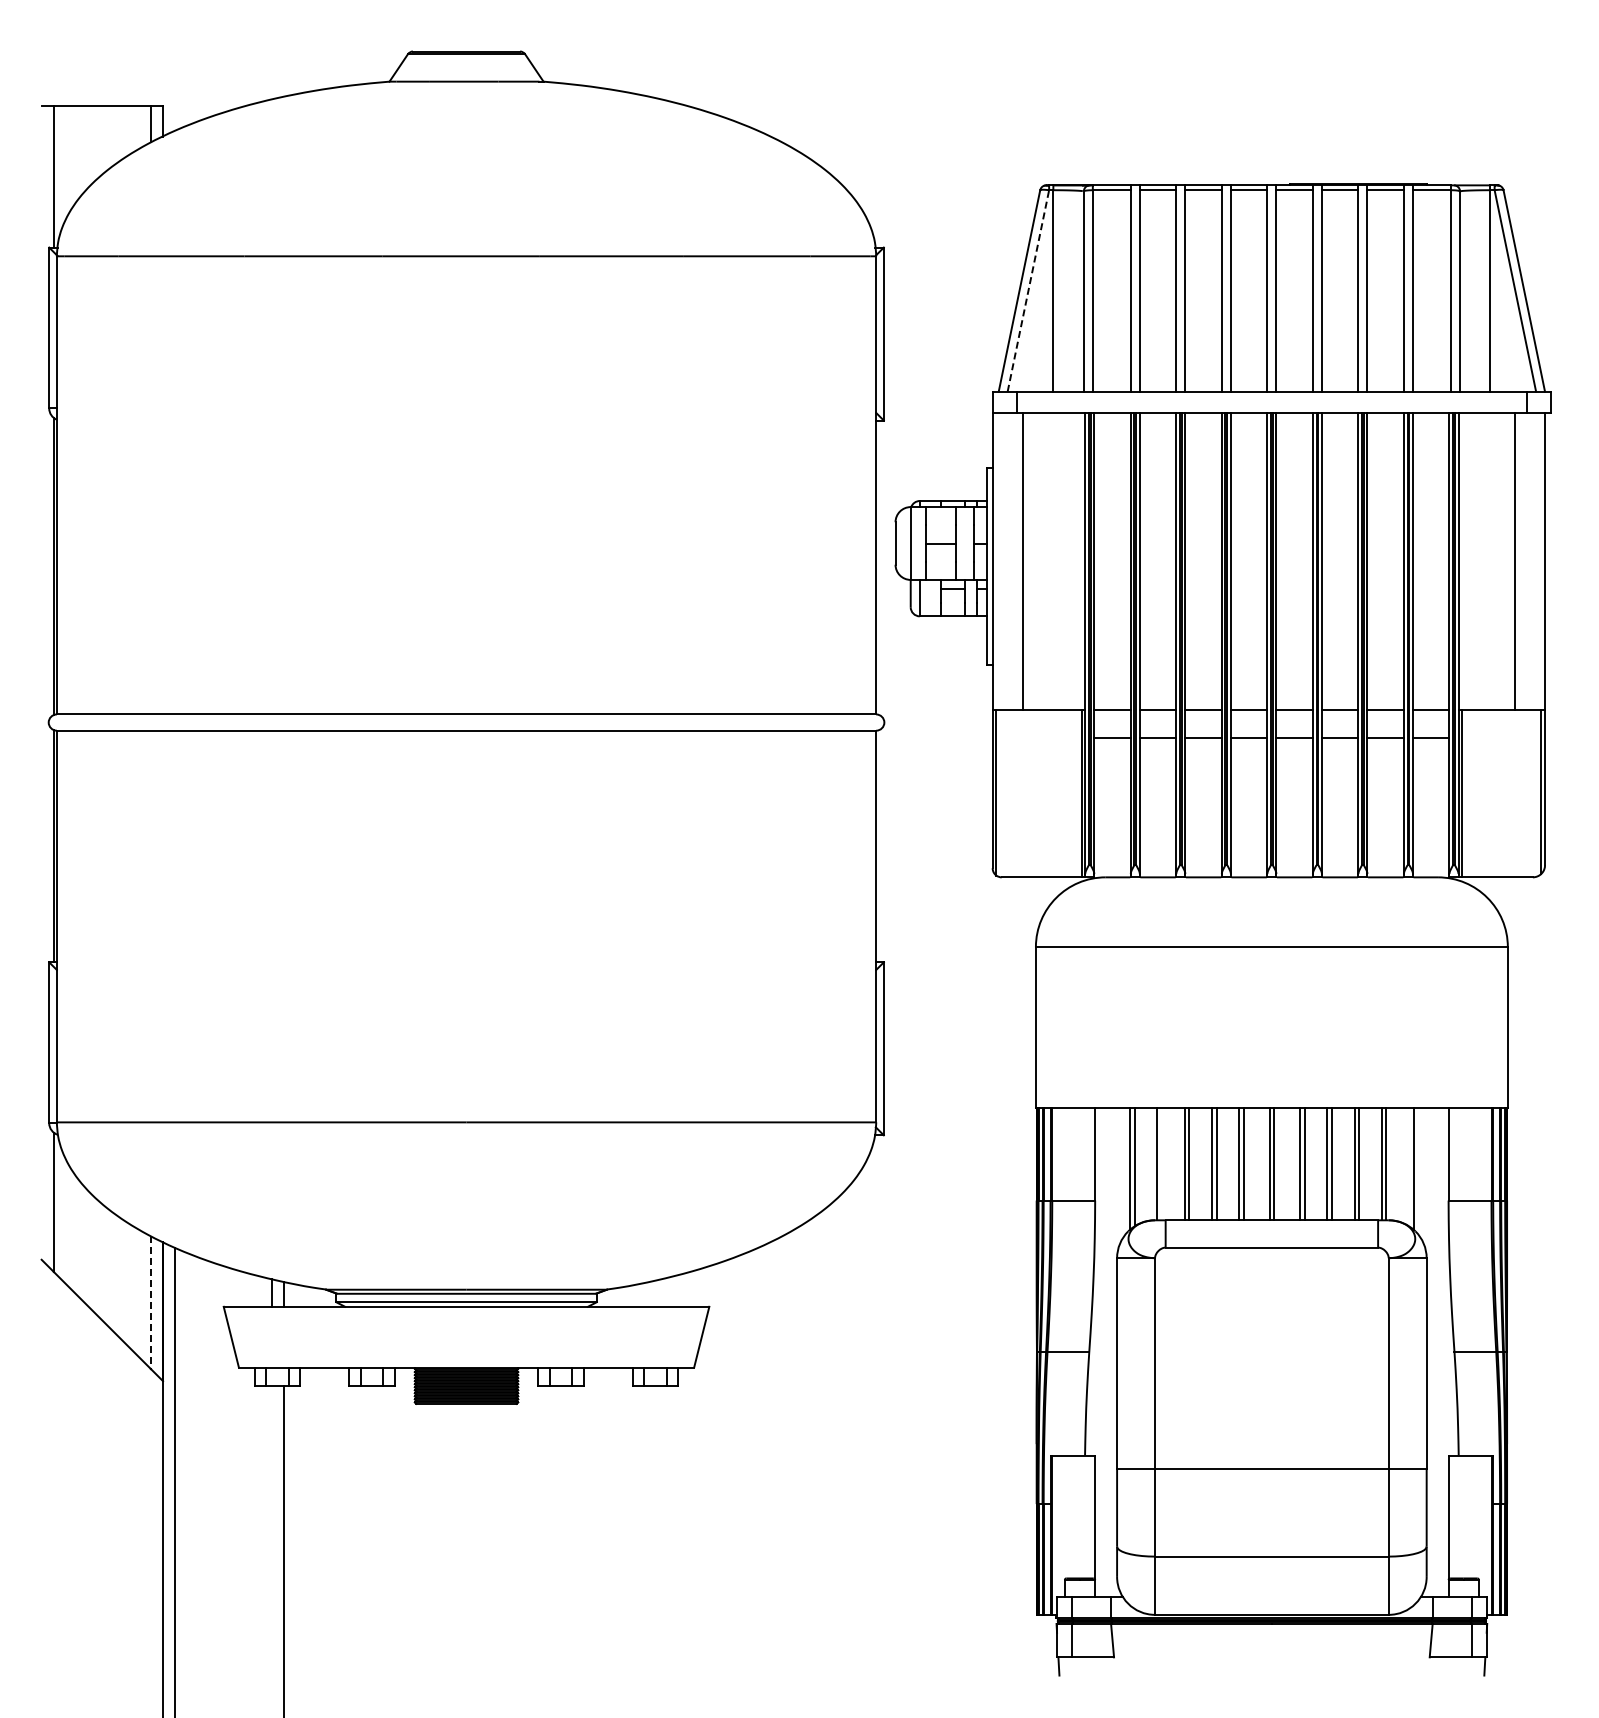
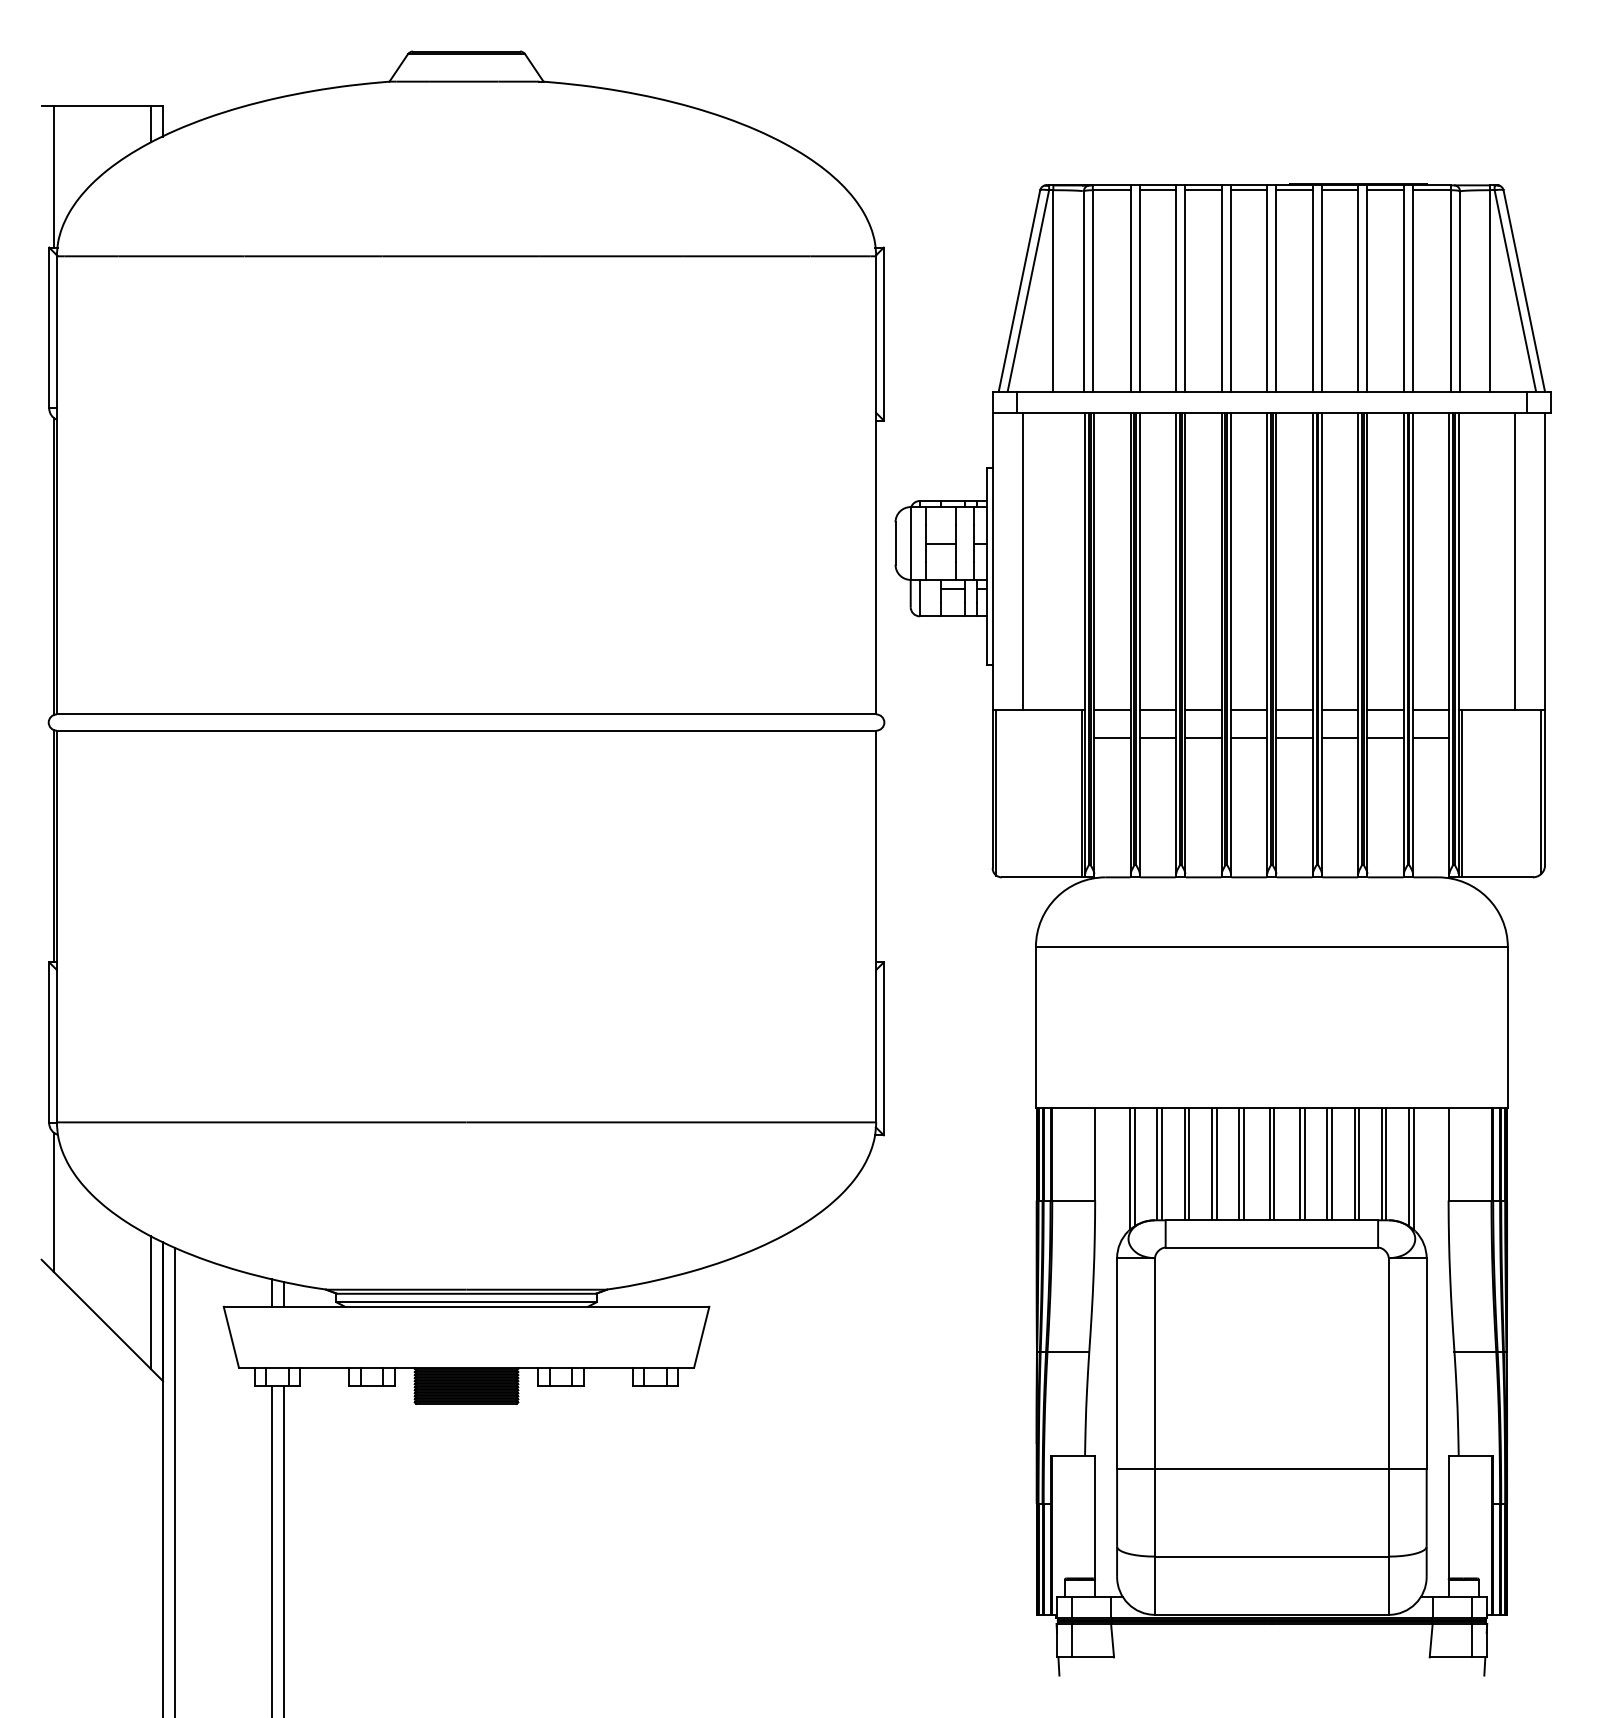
line: dashed -> solid (1028, 290)
line: none -> present (1161, 1164)
line: none -> present (1409, 1167)
line: dashed -> solid (150, 1303)
line: none -> present (272, 1549)
